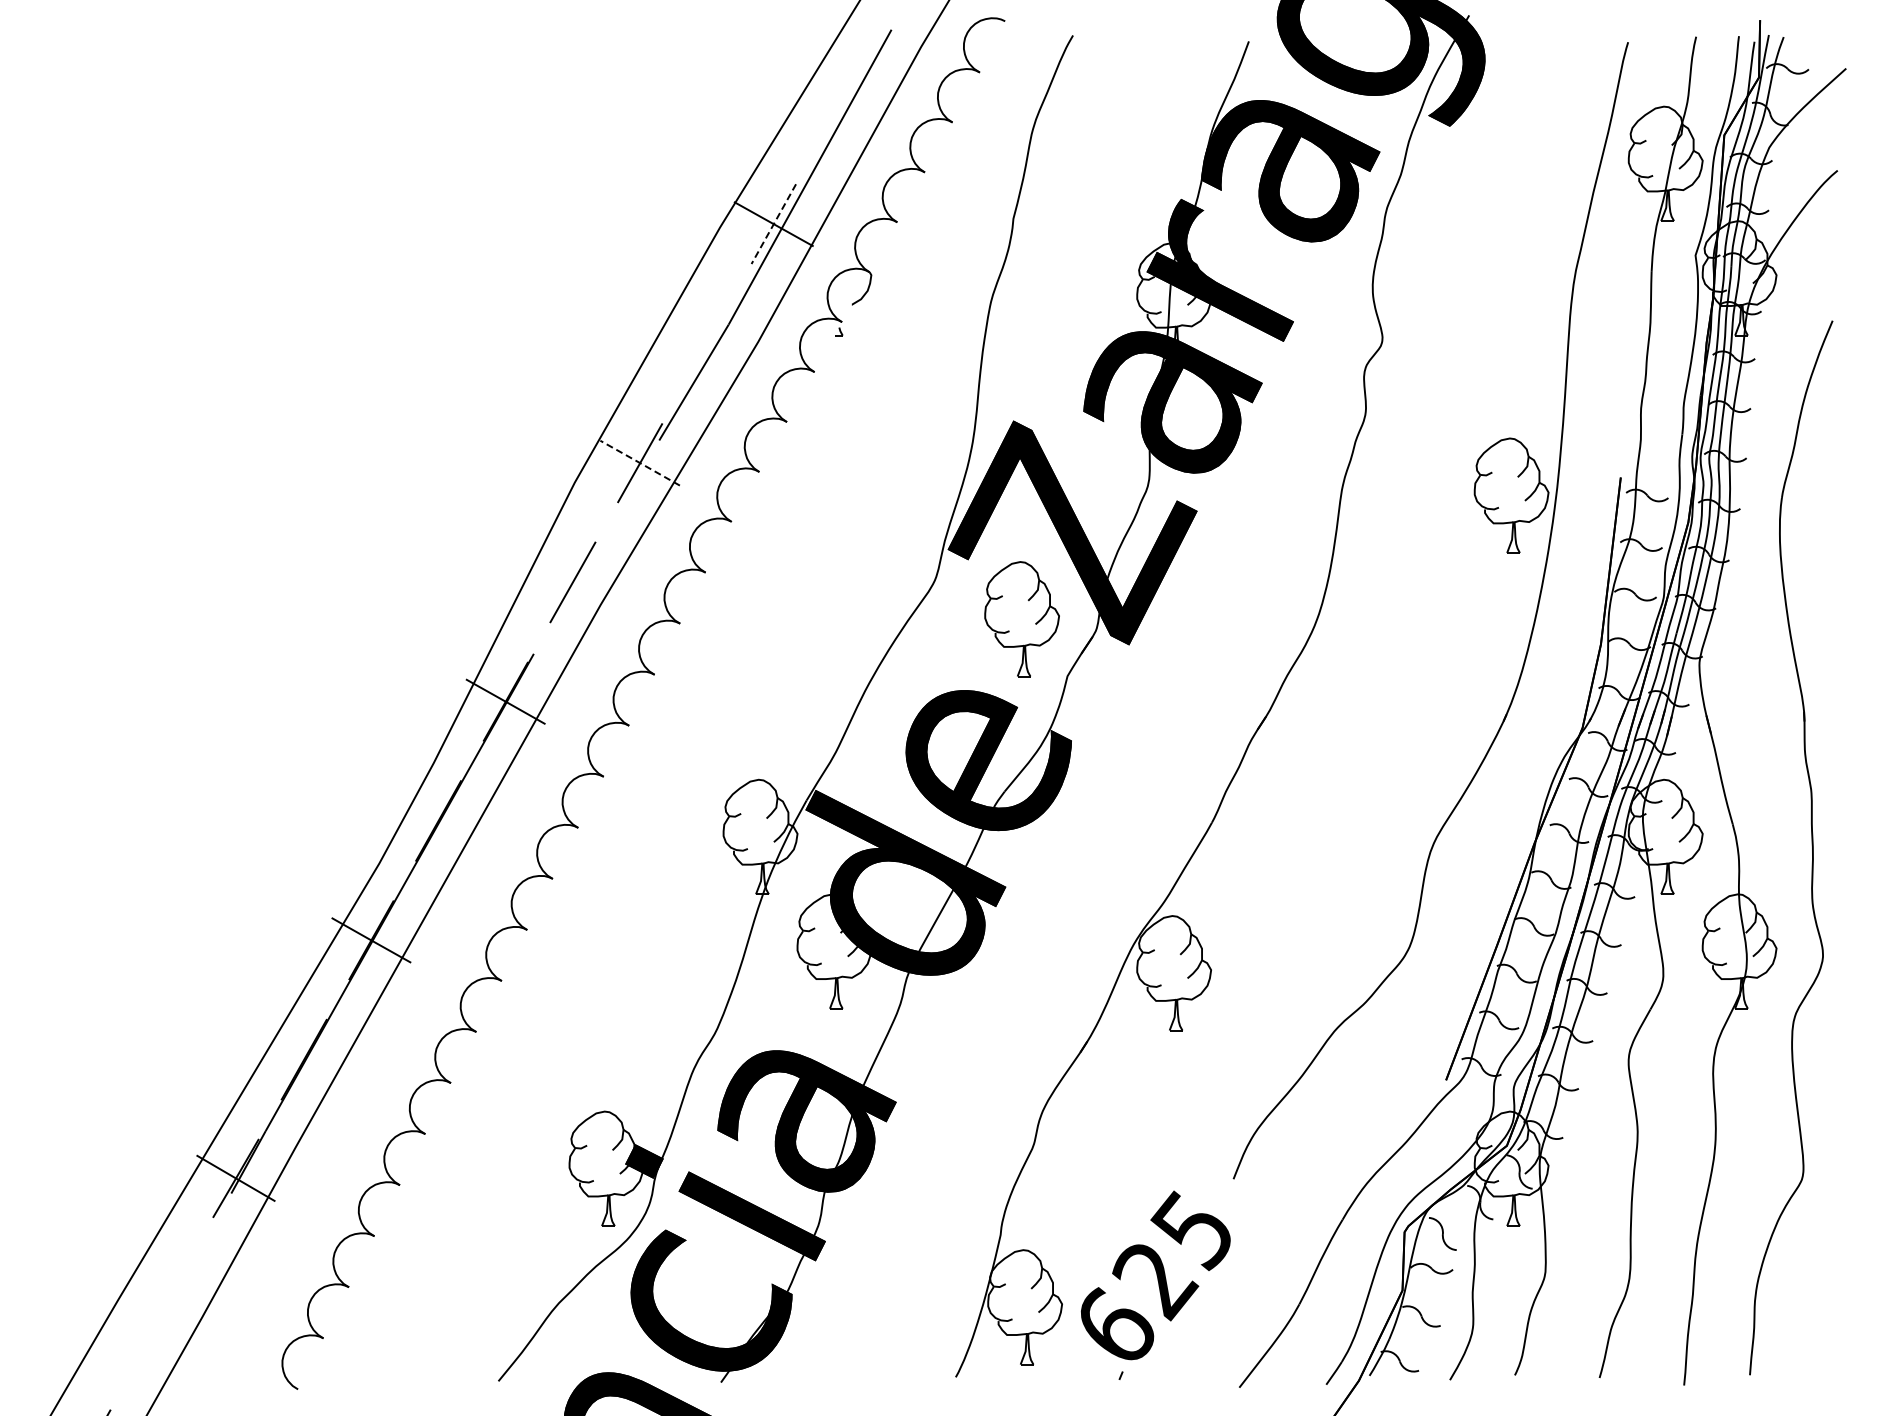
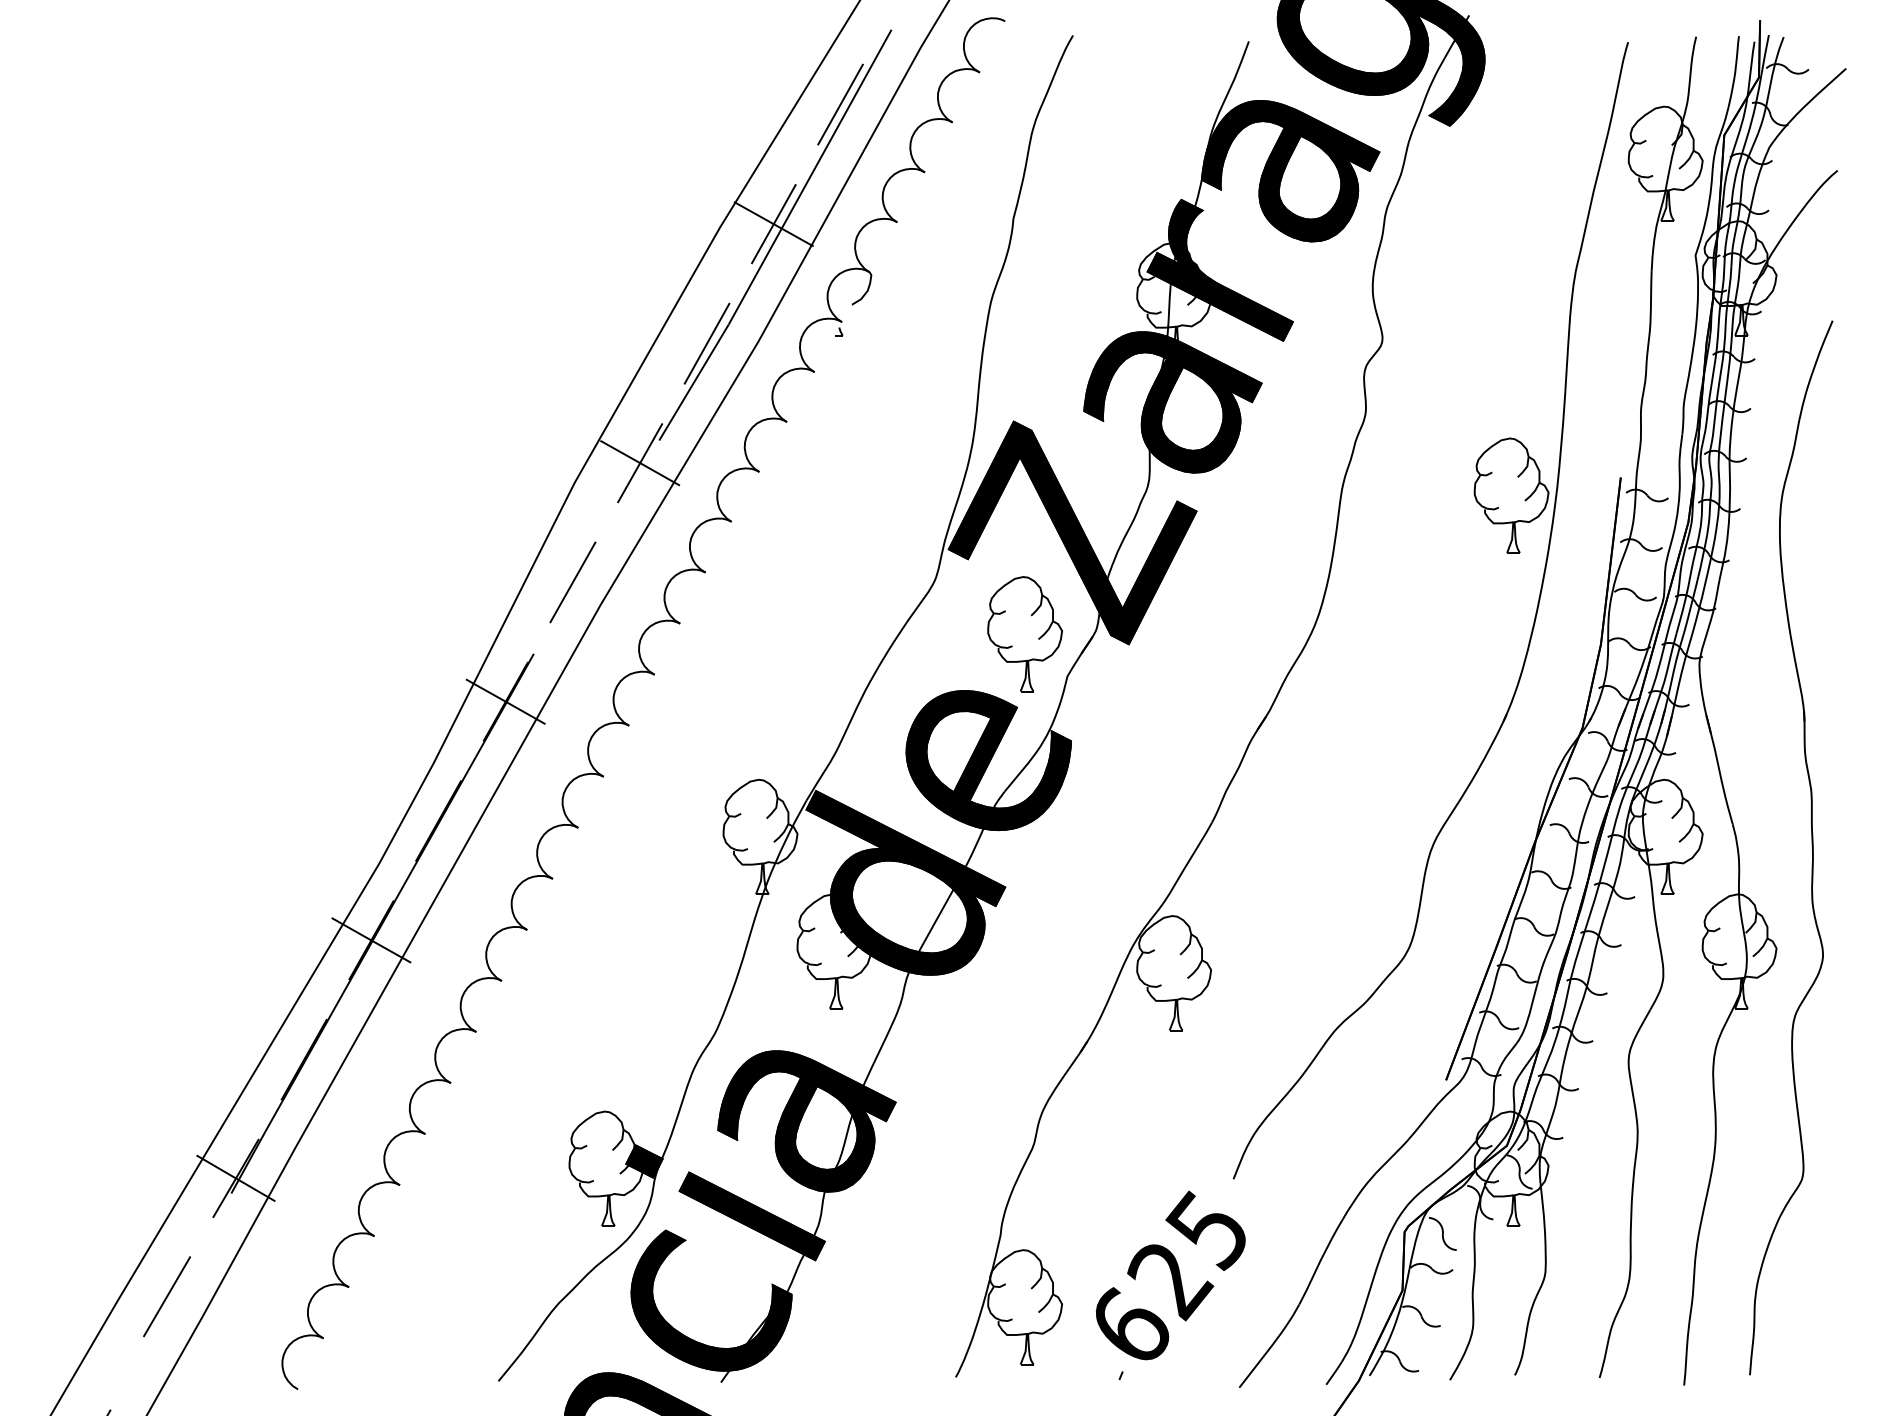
line: none -> present (840, 104)
line: dashed -> solid (773, 224)
line: none -> present (706, 343)
line: dashed -> solid (640, 463)
part position: (1021, 619) -> (1024, 634) (1024, 634)
text position: (1155, 1275) -> (1170, 1275) (1170, 1275)
line: none -> present (166, 1296)
